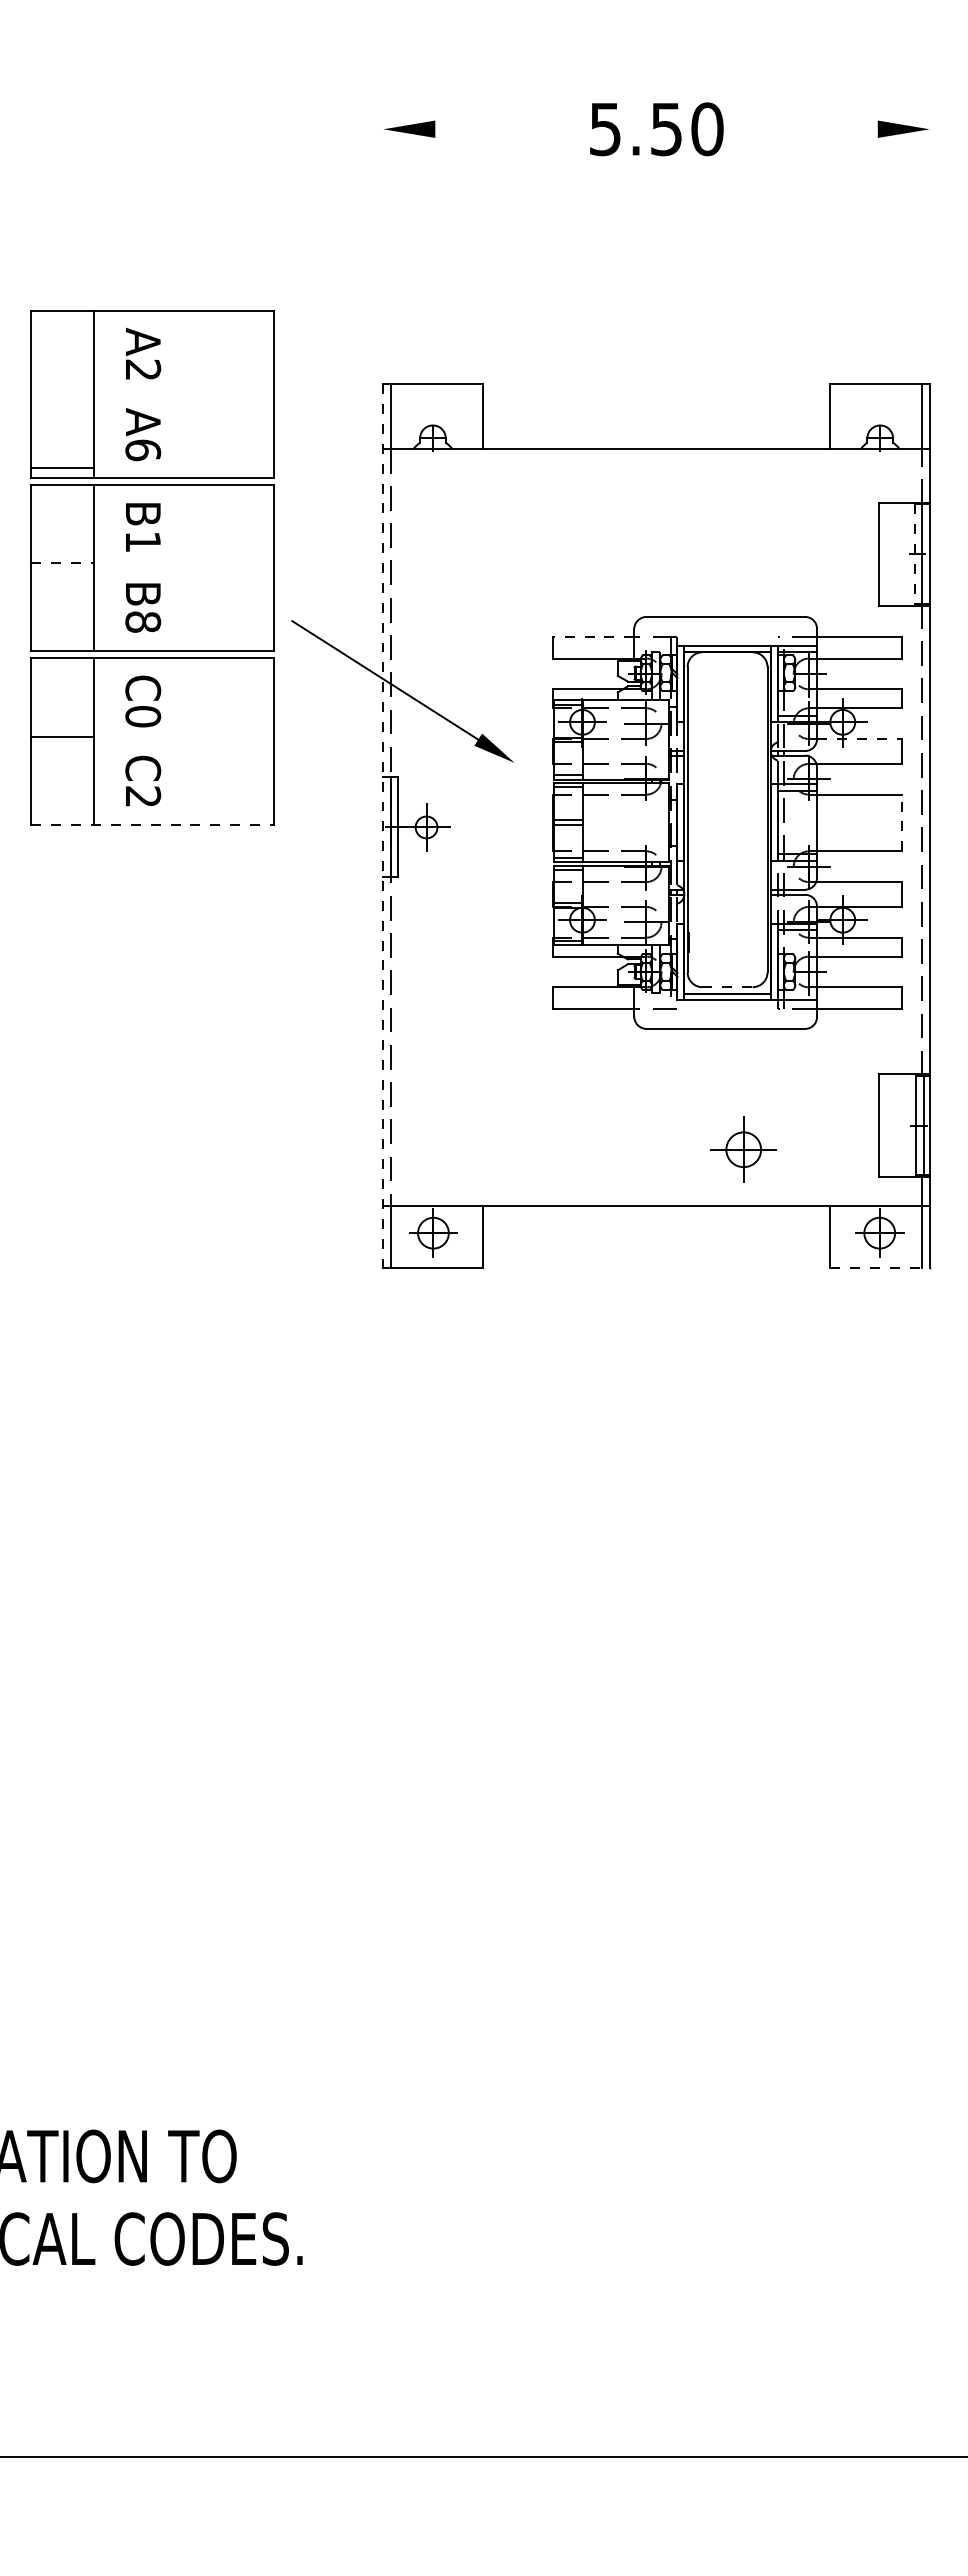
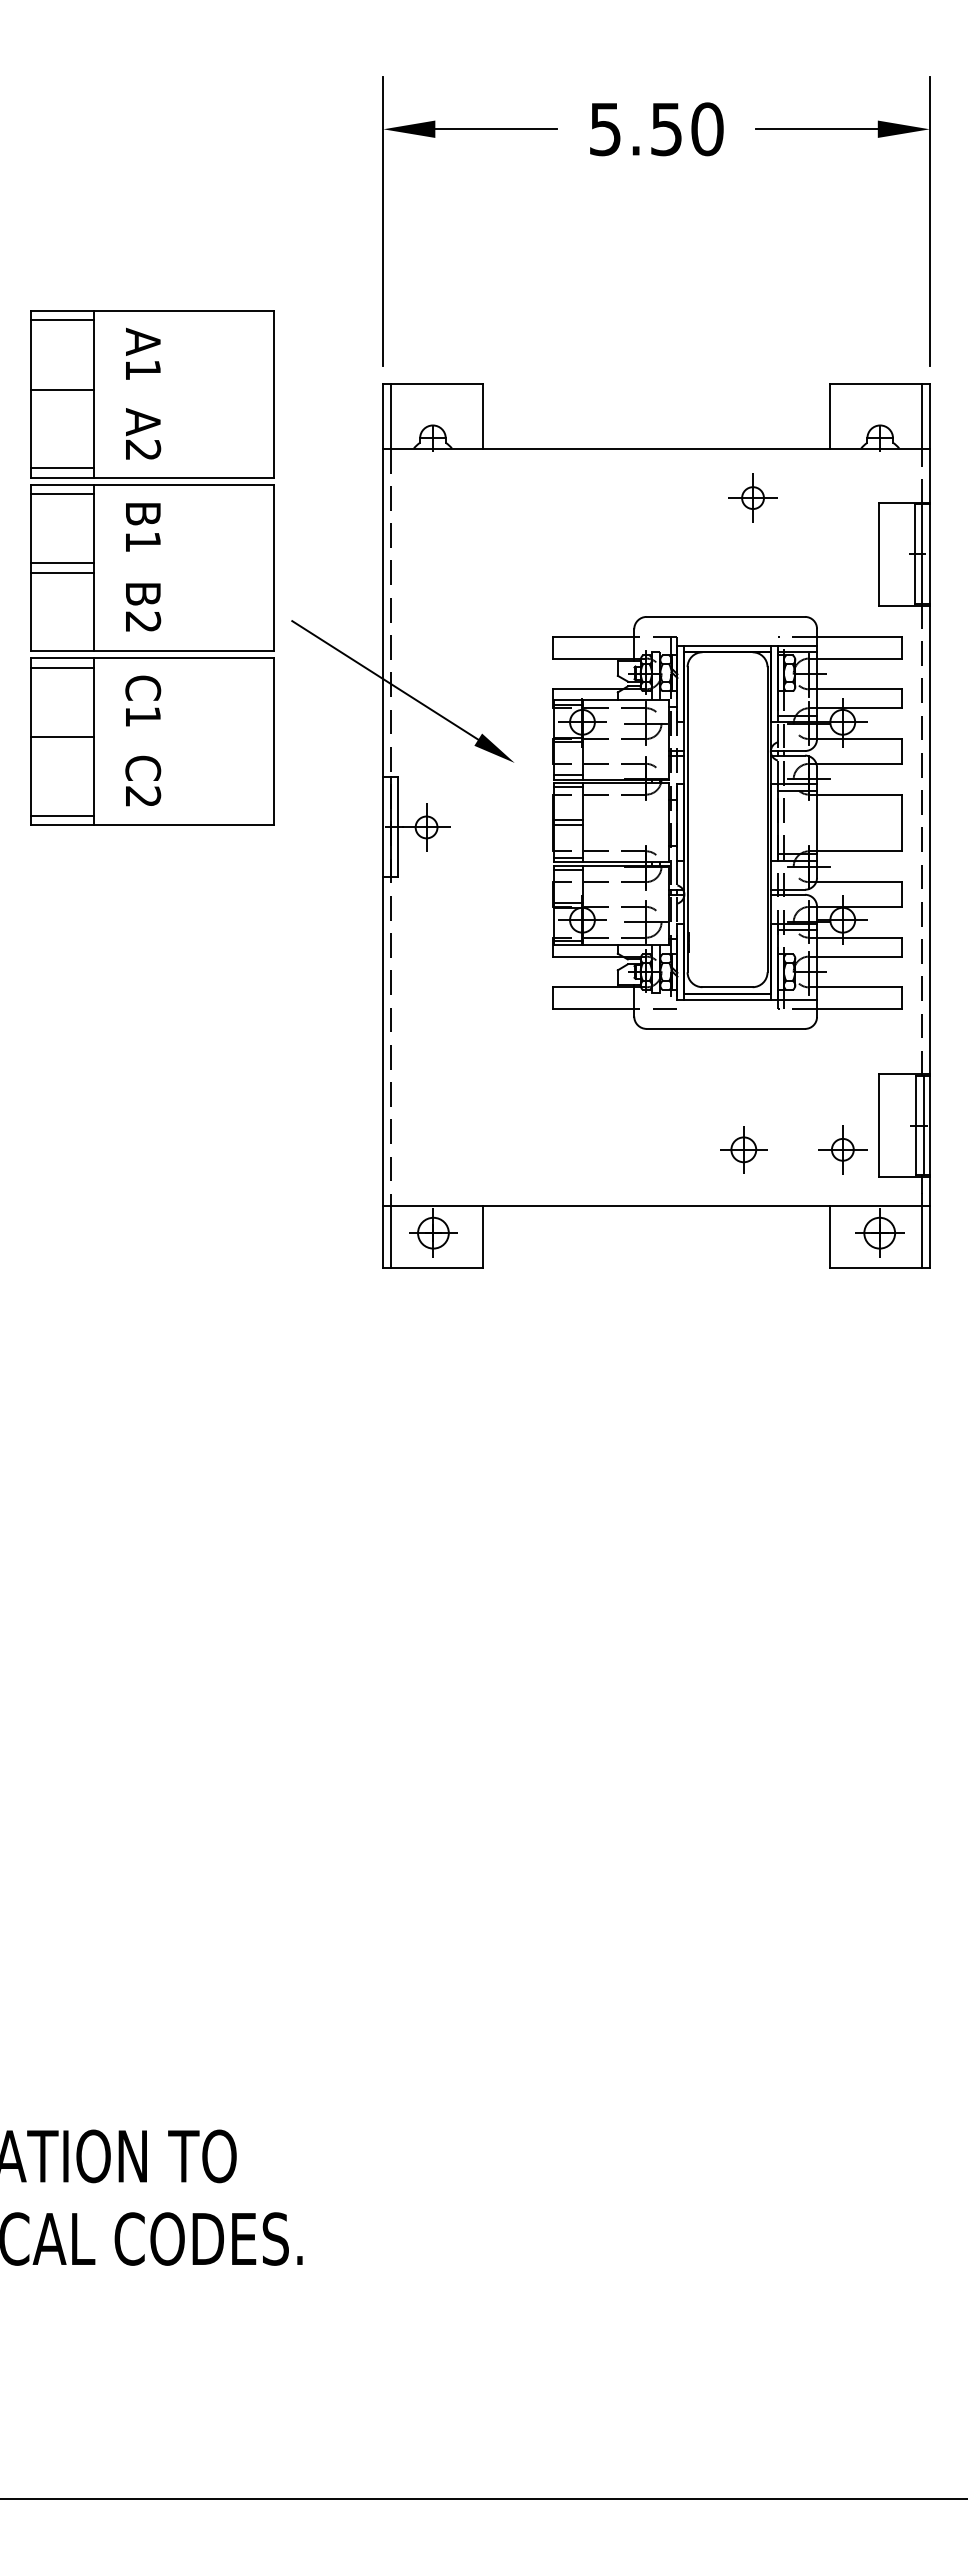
line: none -> present (495, 129)
line: none -> present (816, 129)
line: none -> present (383, 221)
line: none -> present (929, 221)
line: none -> present (62, 320)
text: A2 -> A1 (143, 369)
line: none -> present (62, 389)
text: A6 -> A2 (143, 450)
line: none -> present (62, 493)
part: none -> present (752, 497)
line: dashed -> solid (915, 554)
line: dashed -> solid (63, 563)
line: none -> present (62, 572)
text: B8 -> B2 (143, 621)
line: dashed -> solid (593, 636)
line: none -> present (62, 667)
text: C0 -> C1 (143, 716)
line: dashed -> solid (860, 739)
line: none -> present (62, 815)
line: dashed -> solid (901, 822)
line: dashed -> solid (153, 825)
line: dashed -> solid (383, 826)
line: dashed -> solid (728, 987)
part size: 67x67 px -> 48x48 px (743, 1149)
part: none -> present (842, 1149)
line: dashed -> solid (880, 1268)
line position: (483, 2456) -> (483, 2498) (483, 2498)
